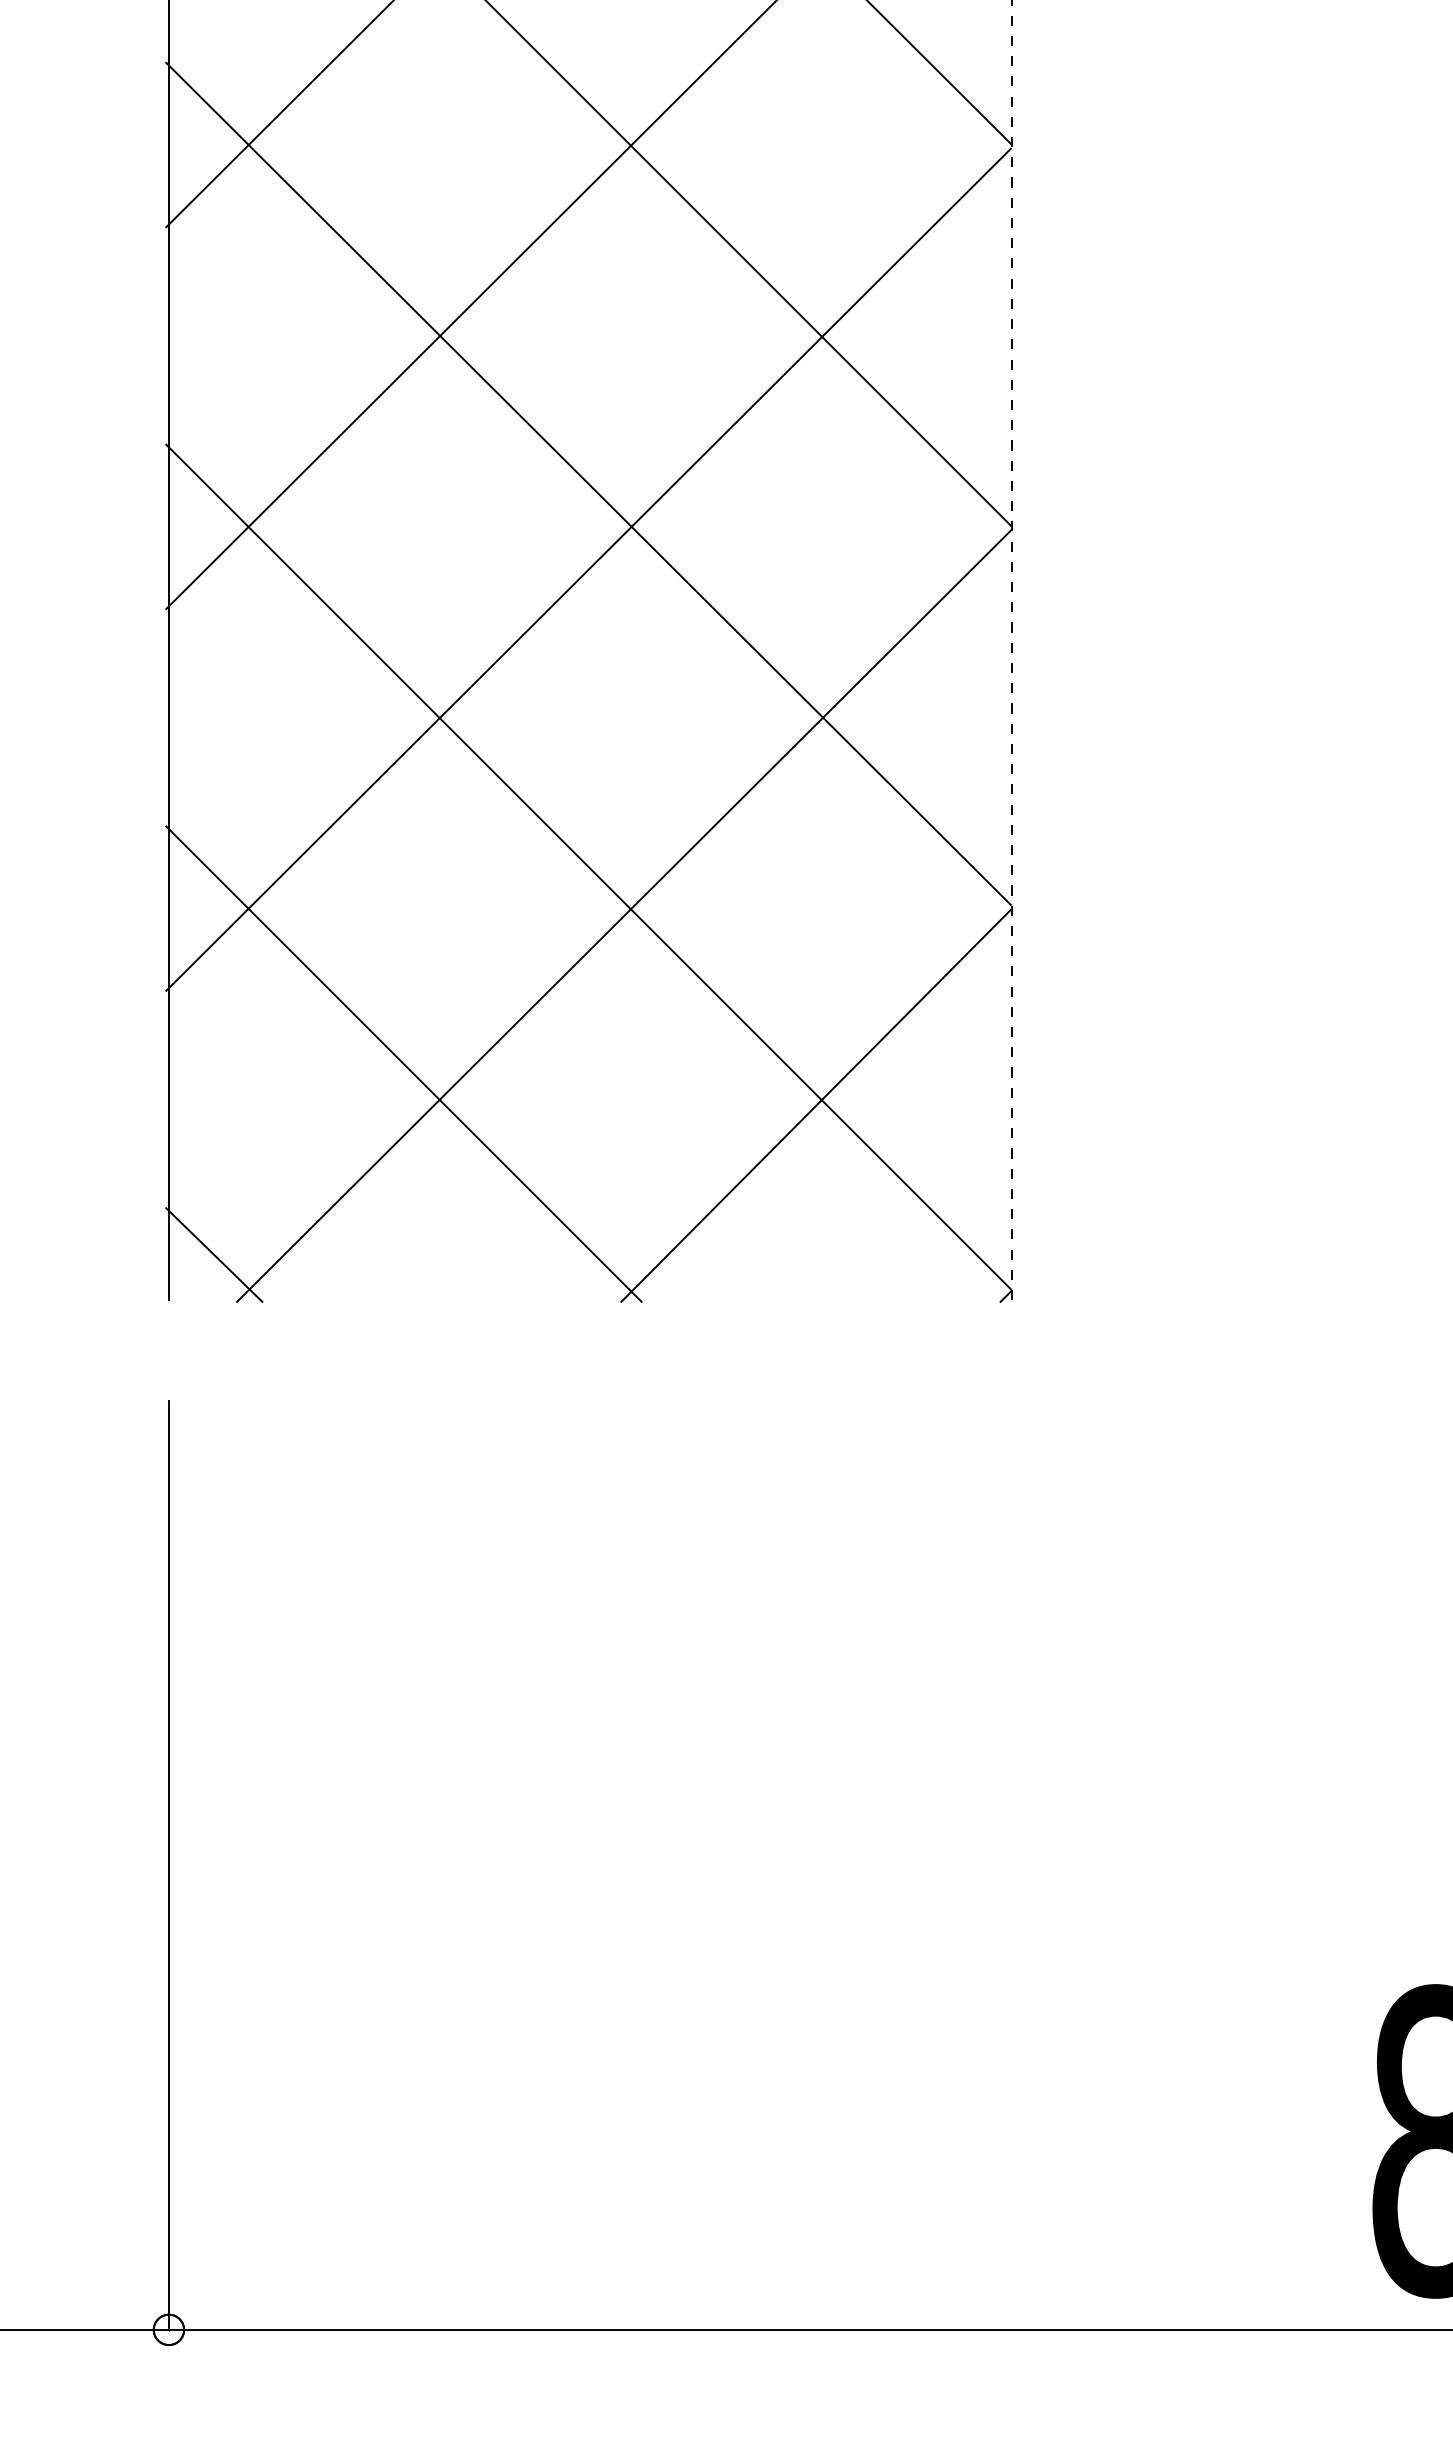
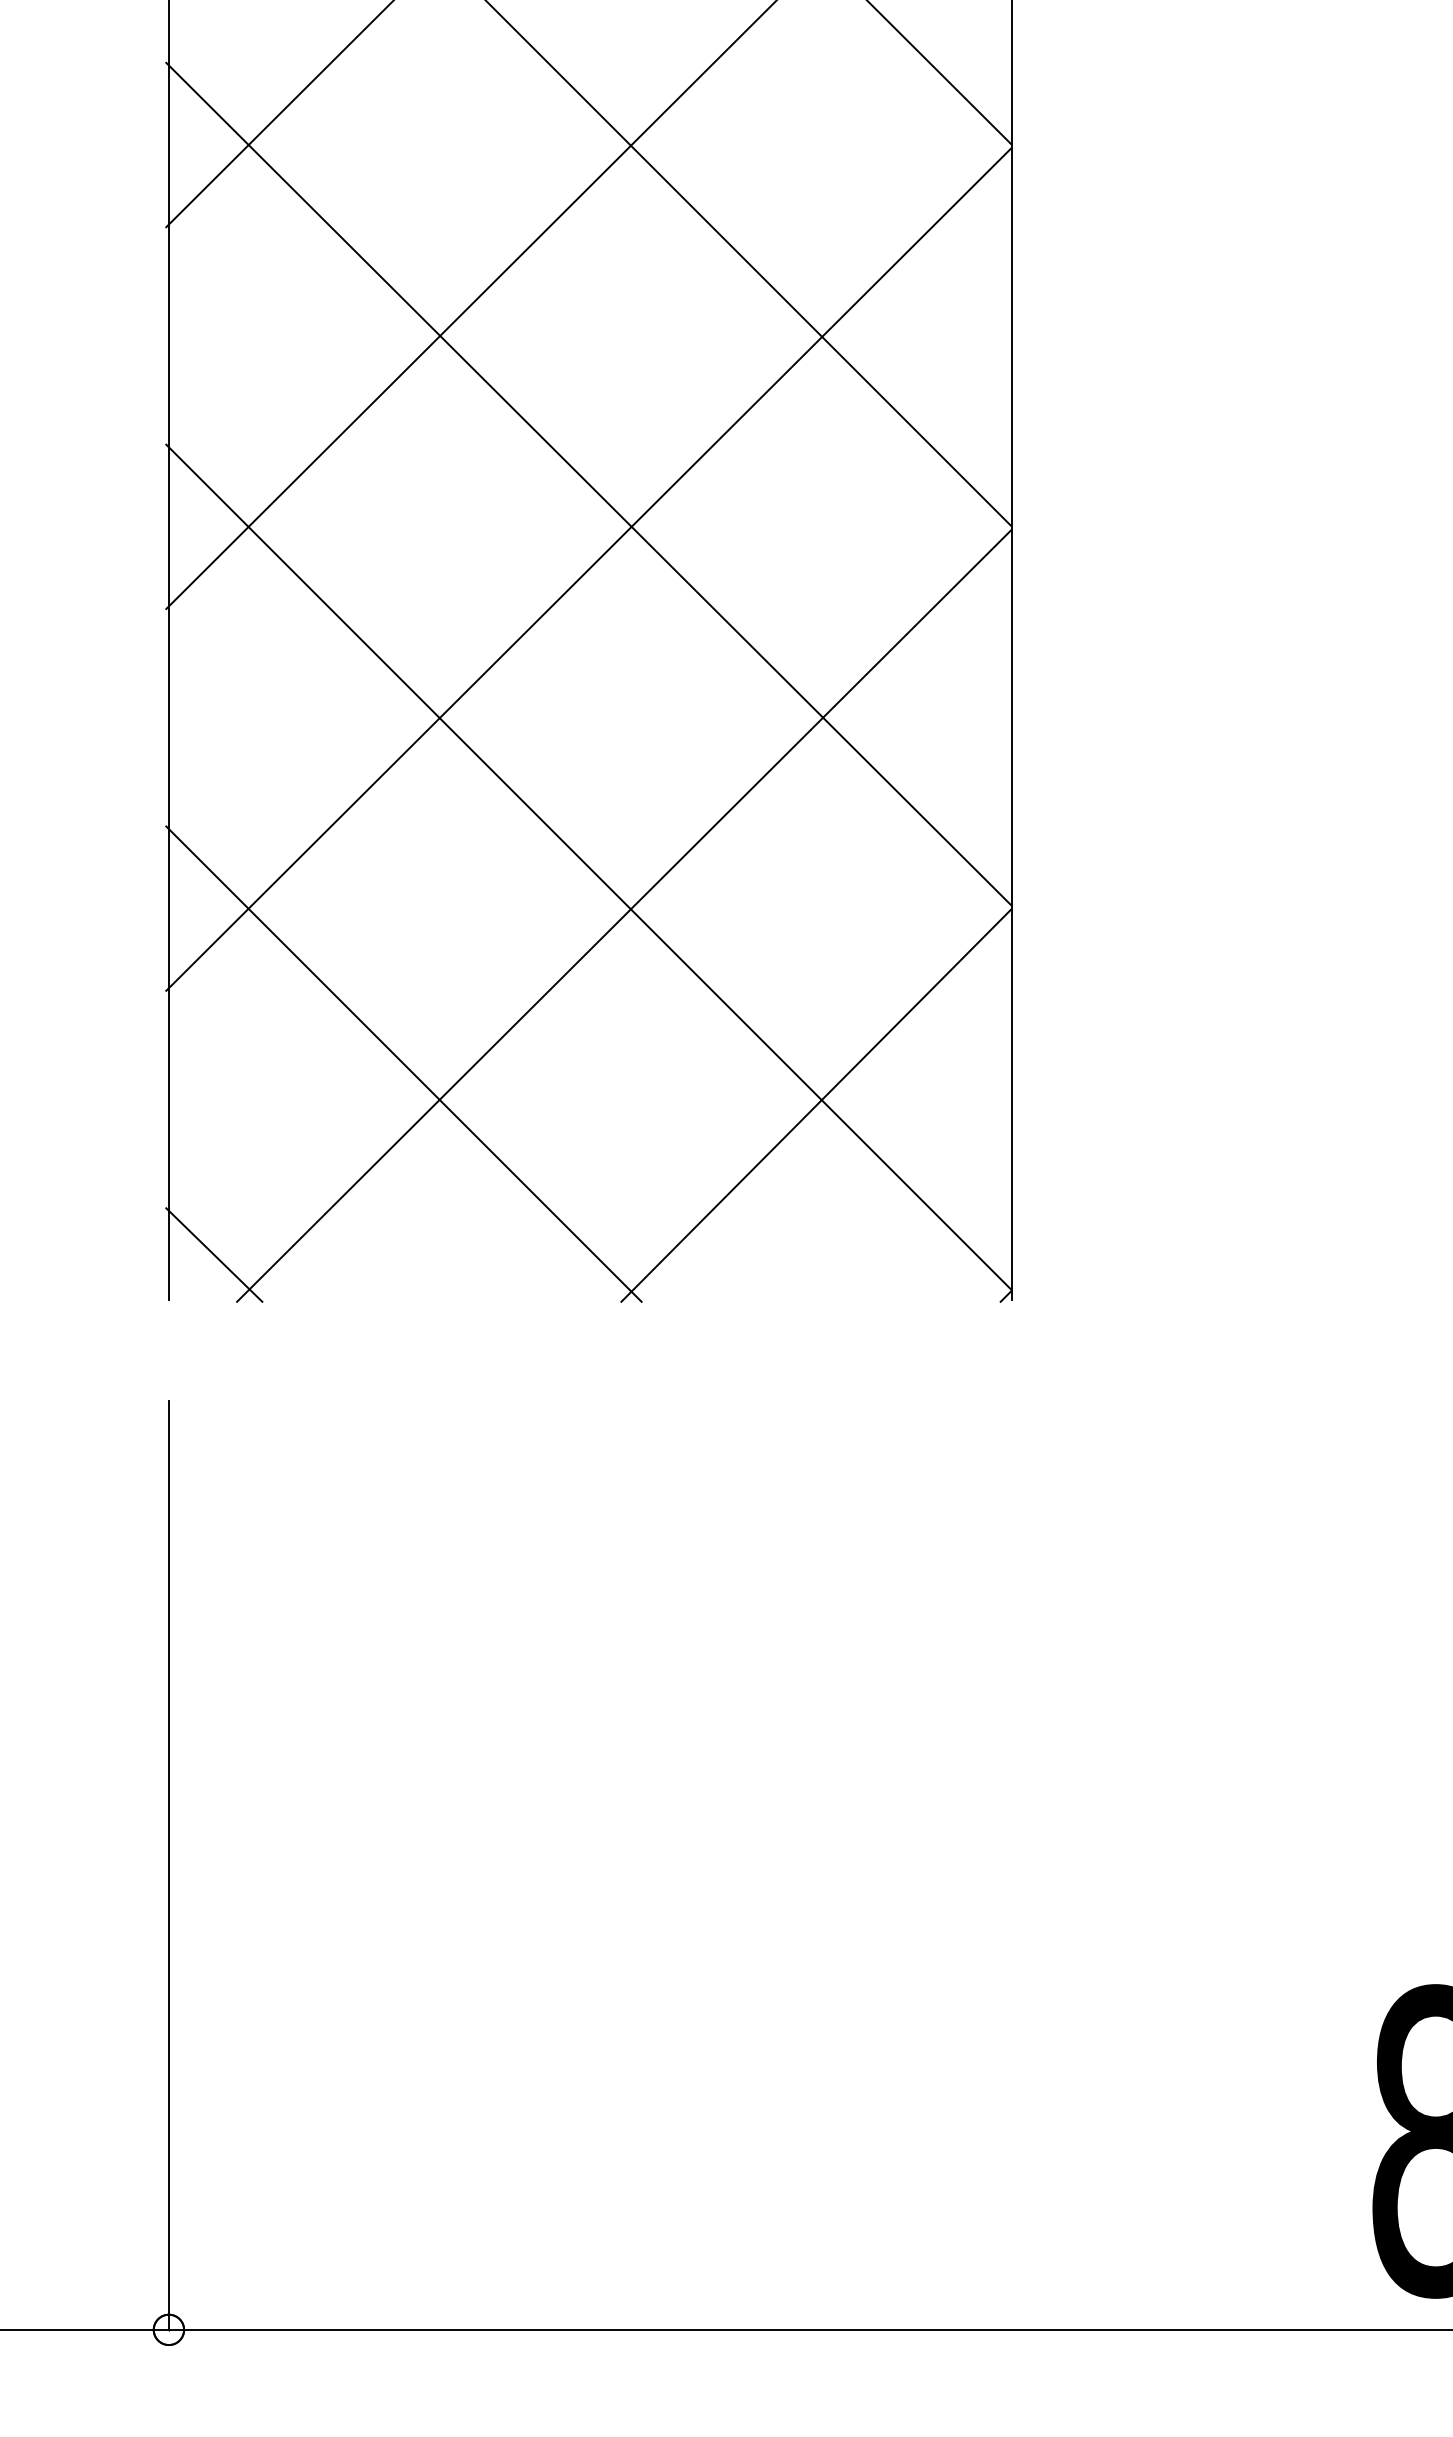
line: dashed -> solid (1011, 650)
